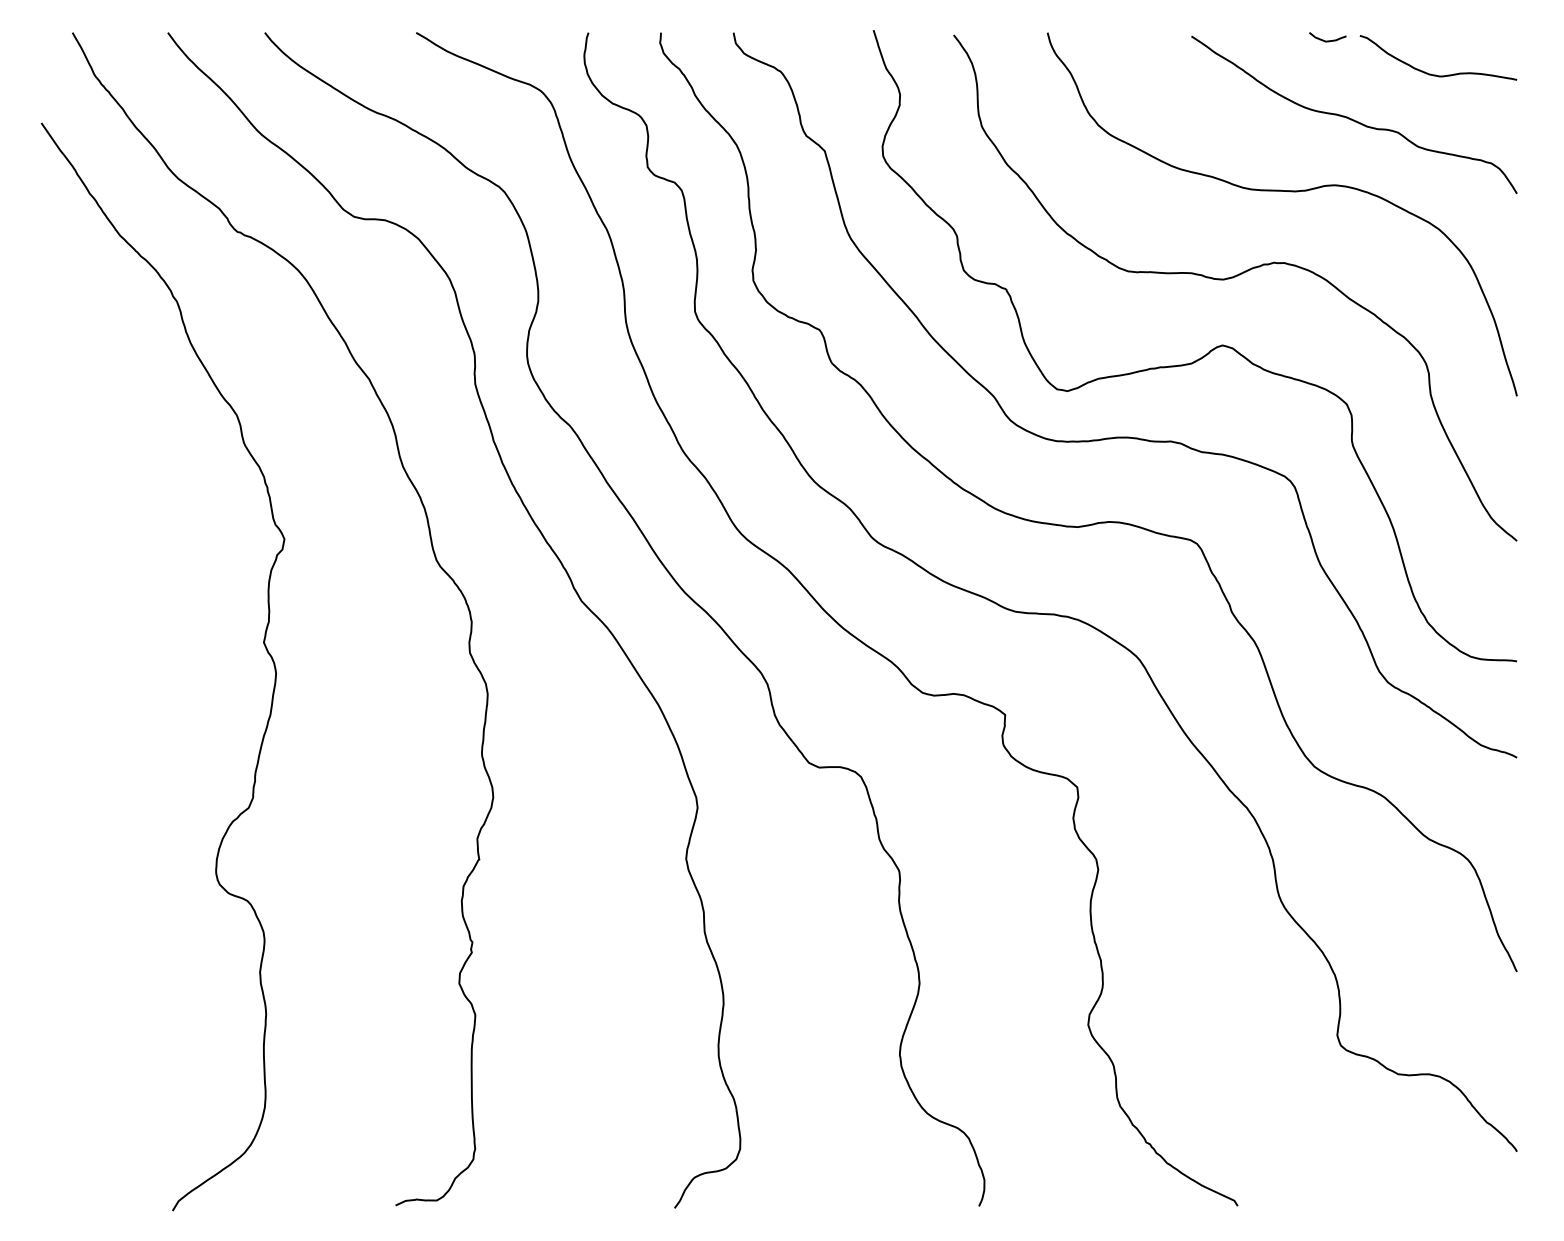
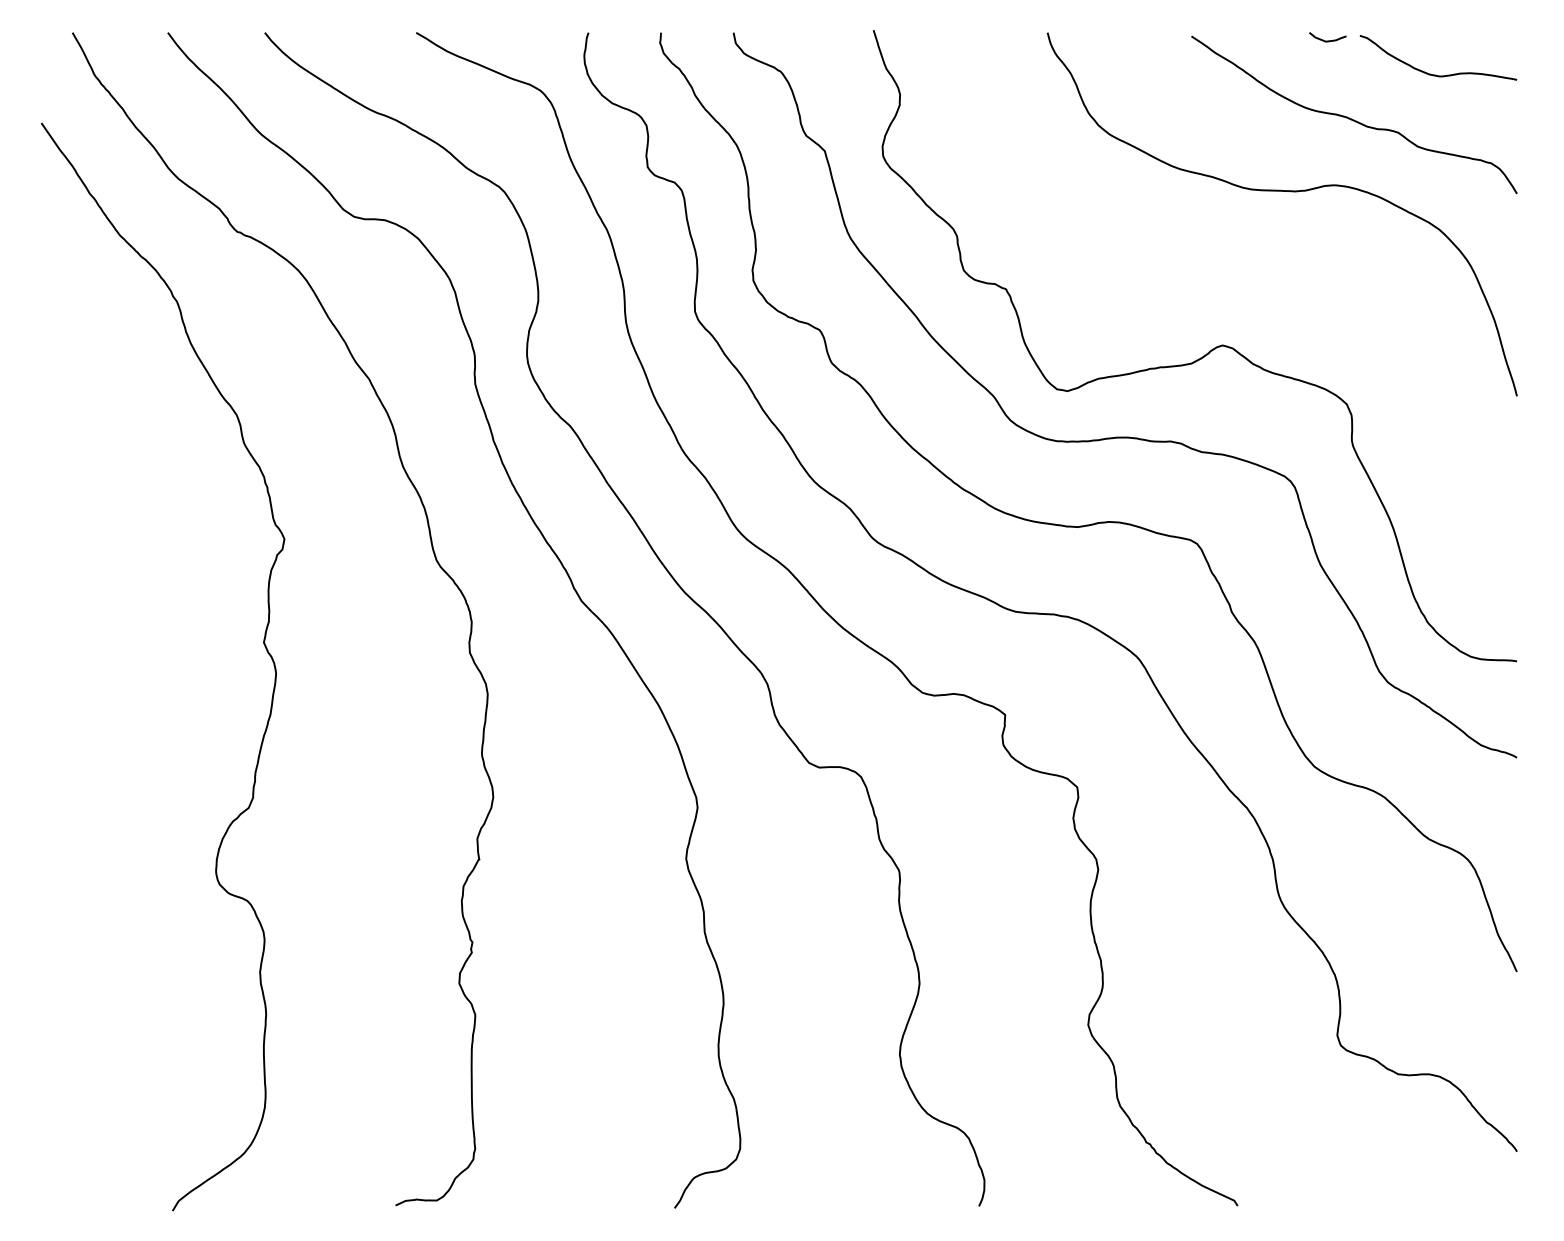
curve: present -> none (1233, 278)
